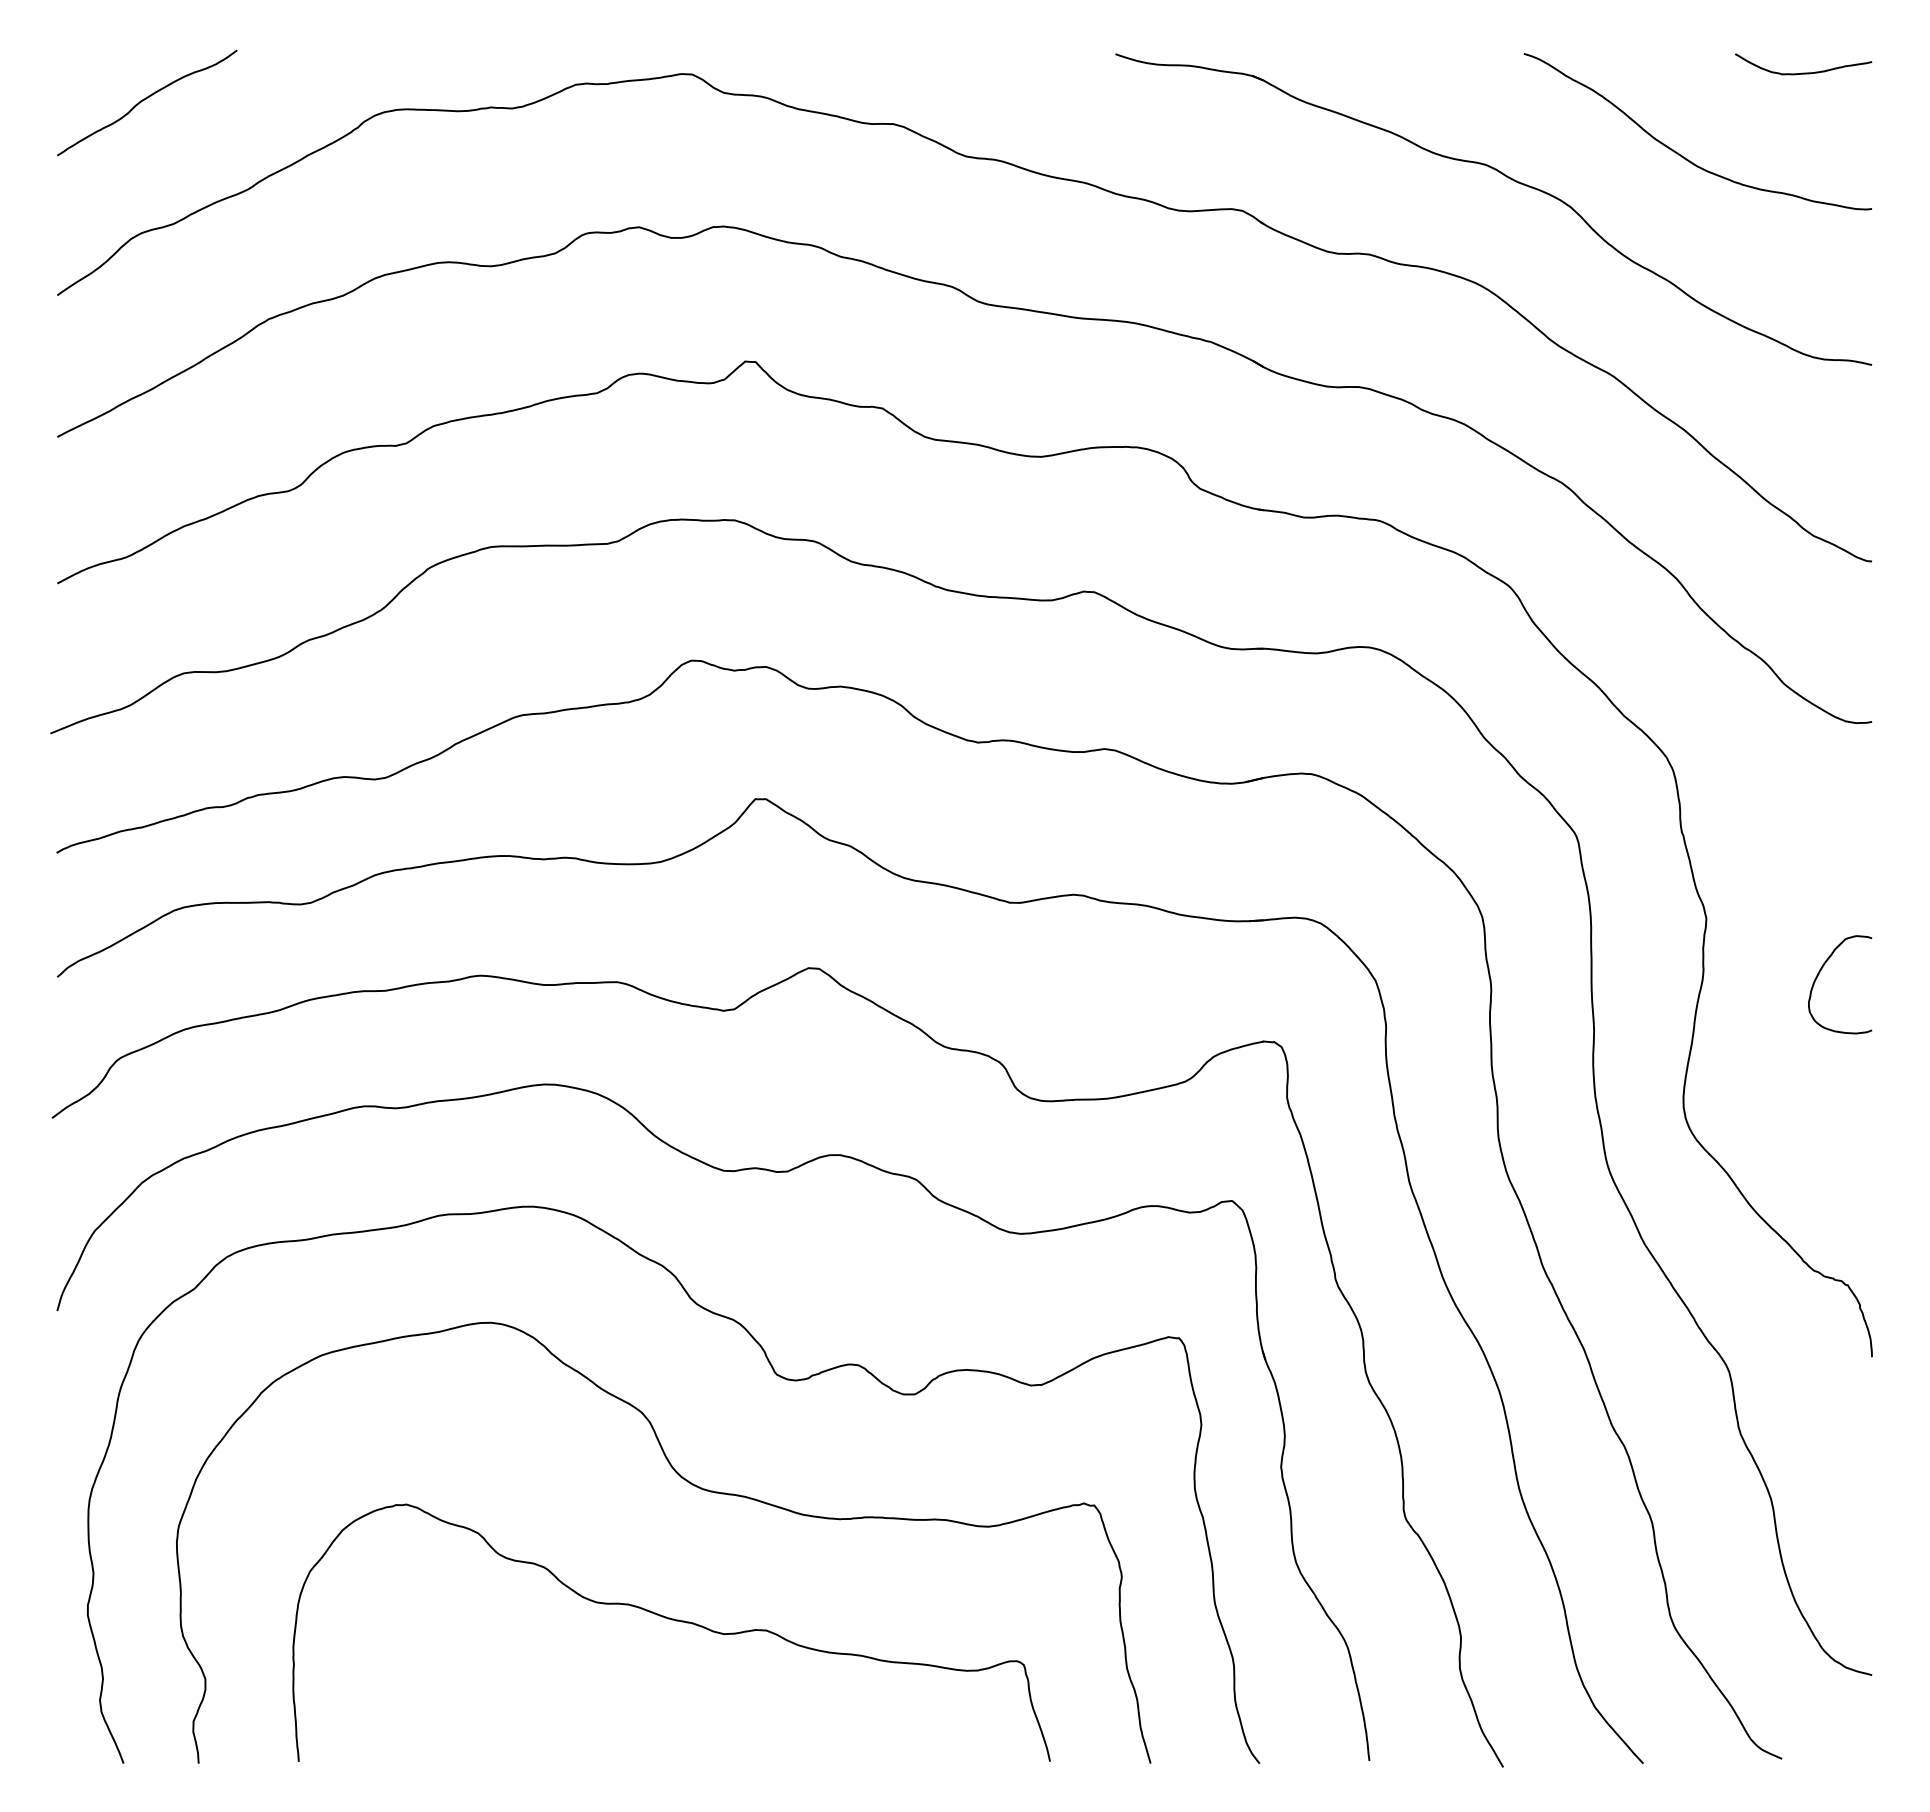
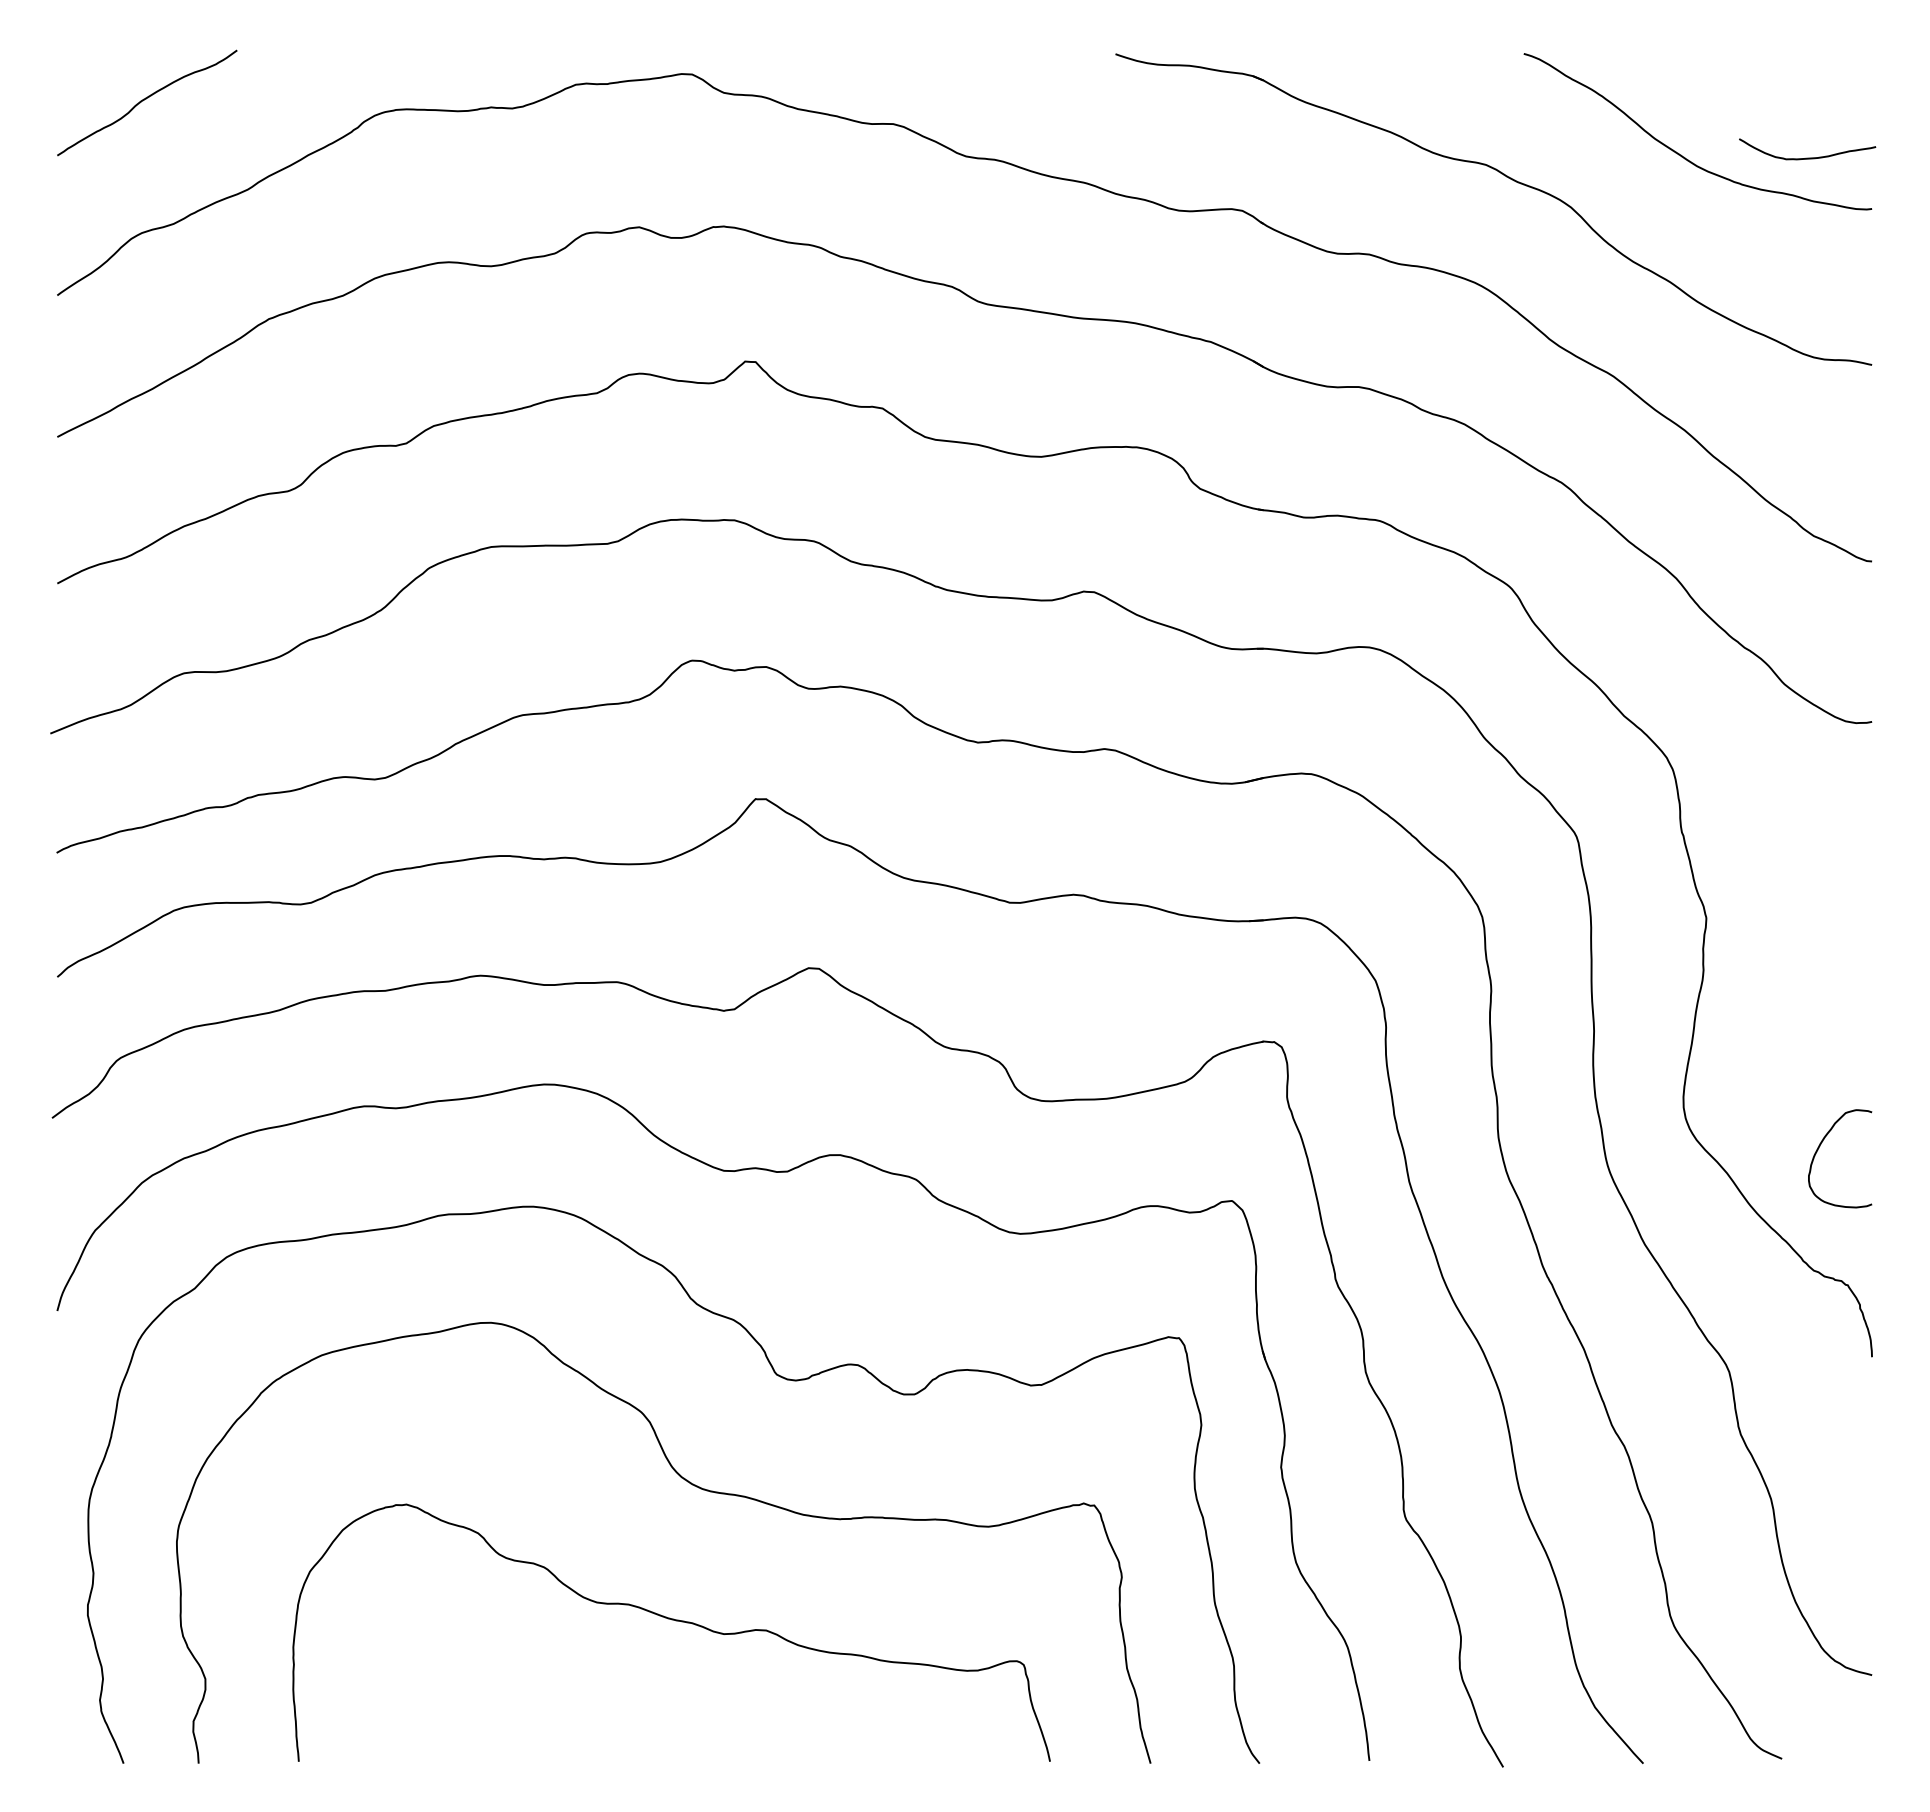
curve position: (1803, 72) -> (1807, 157) (1807, 157)
curve position: (1819, 974) -> (1819, 1148) (1819, 1148)
